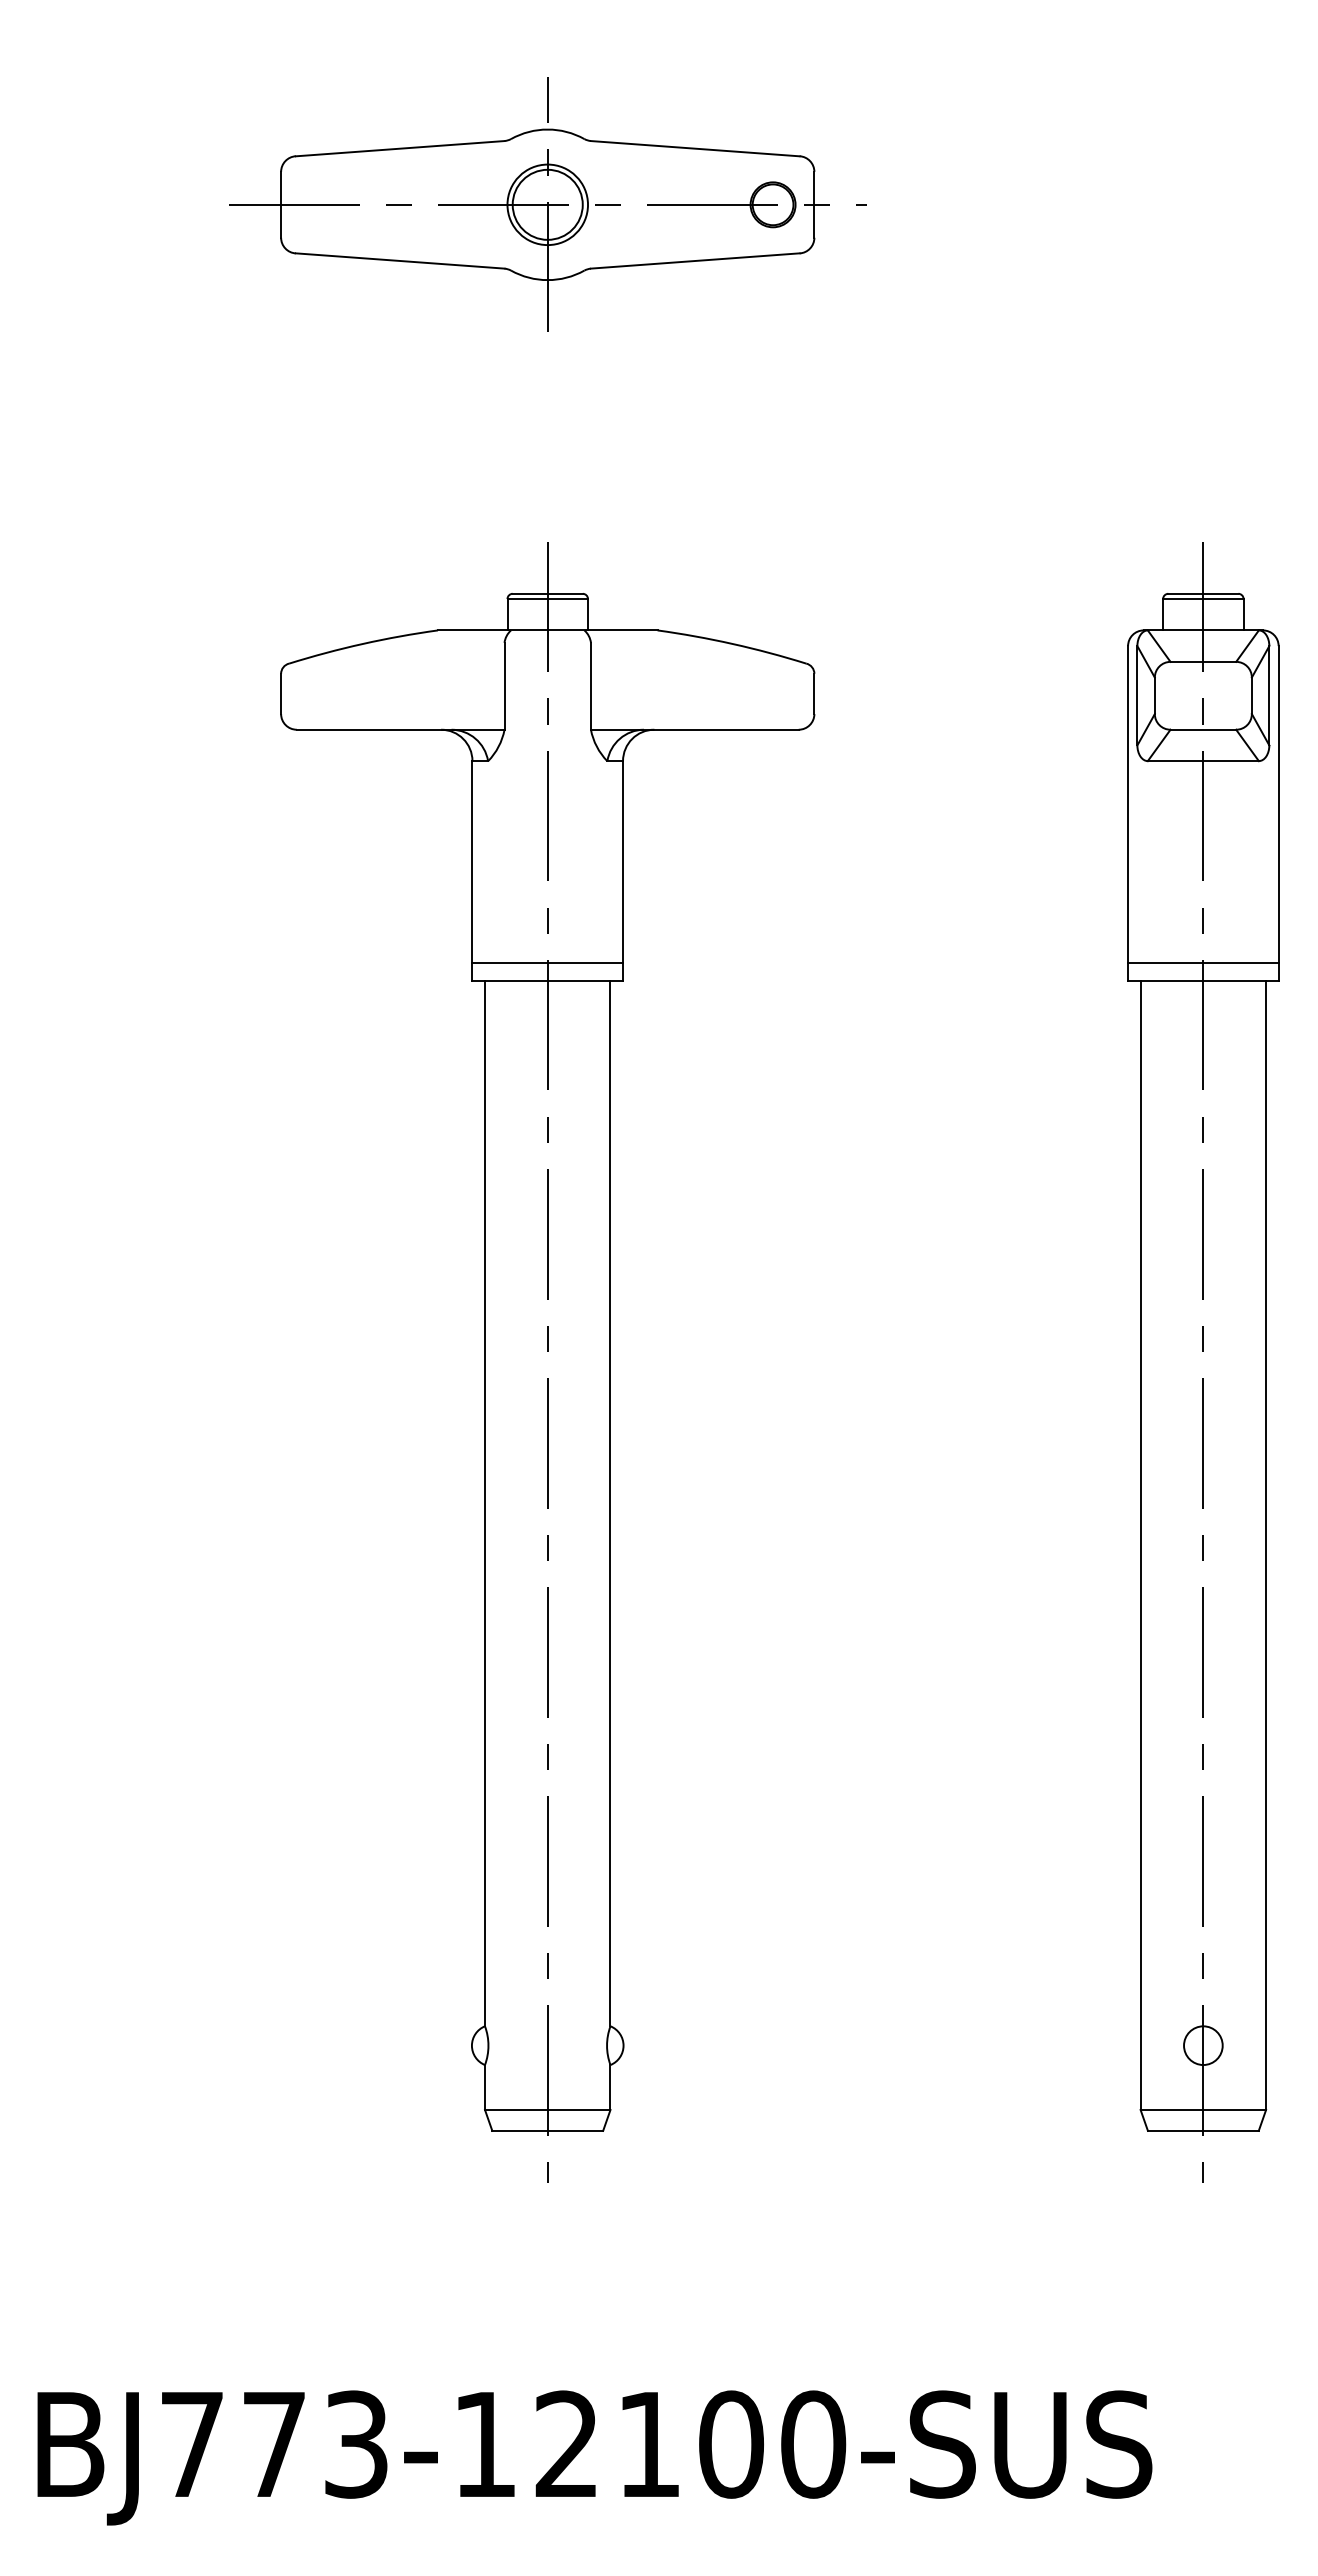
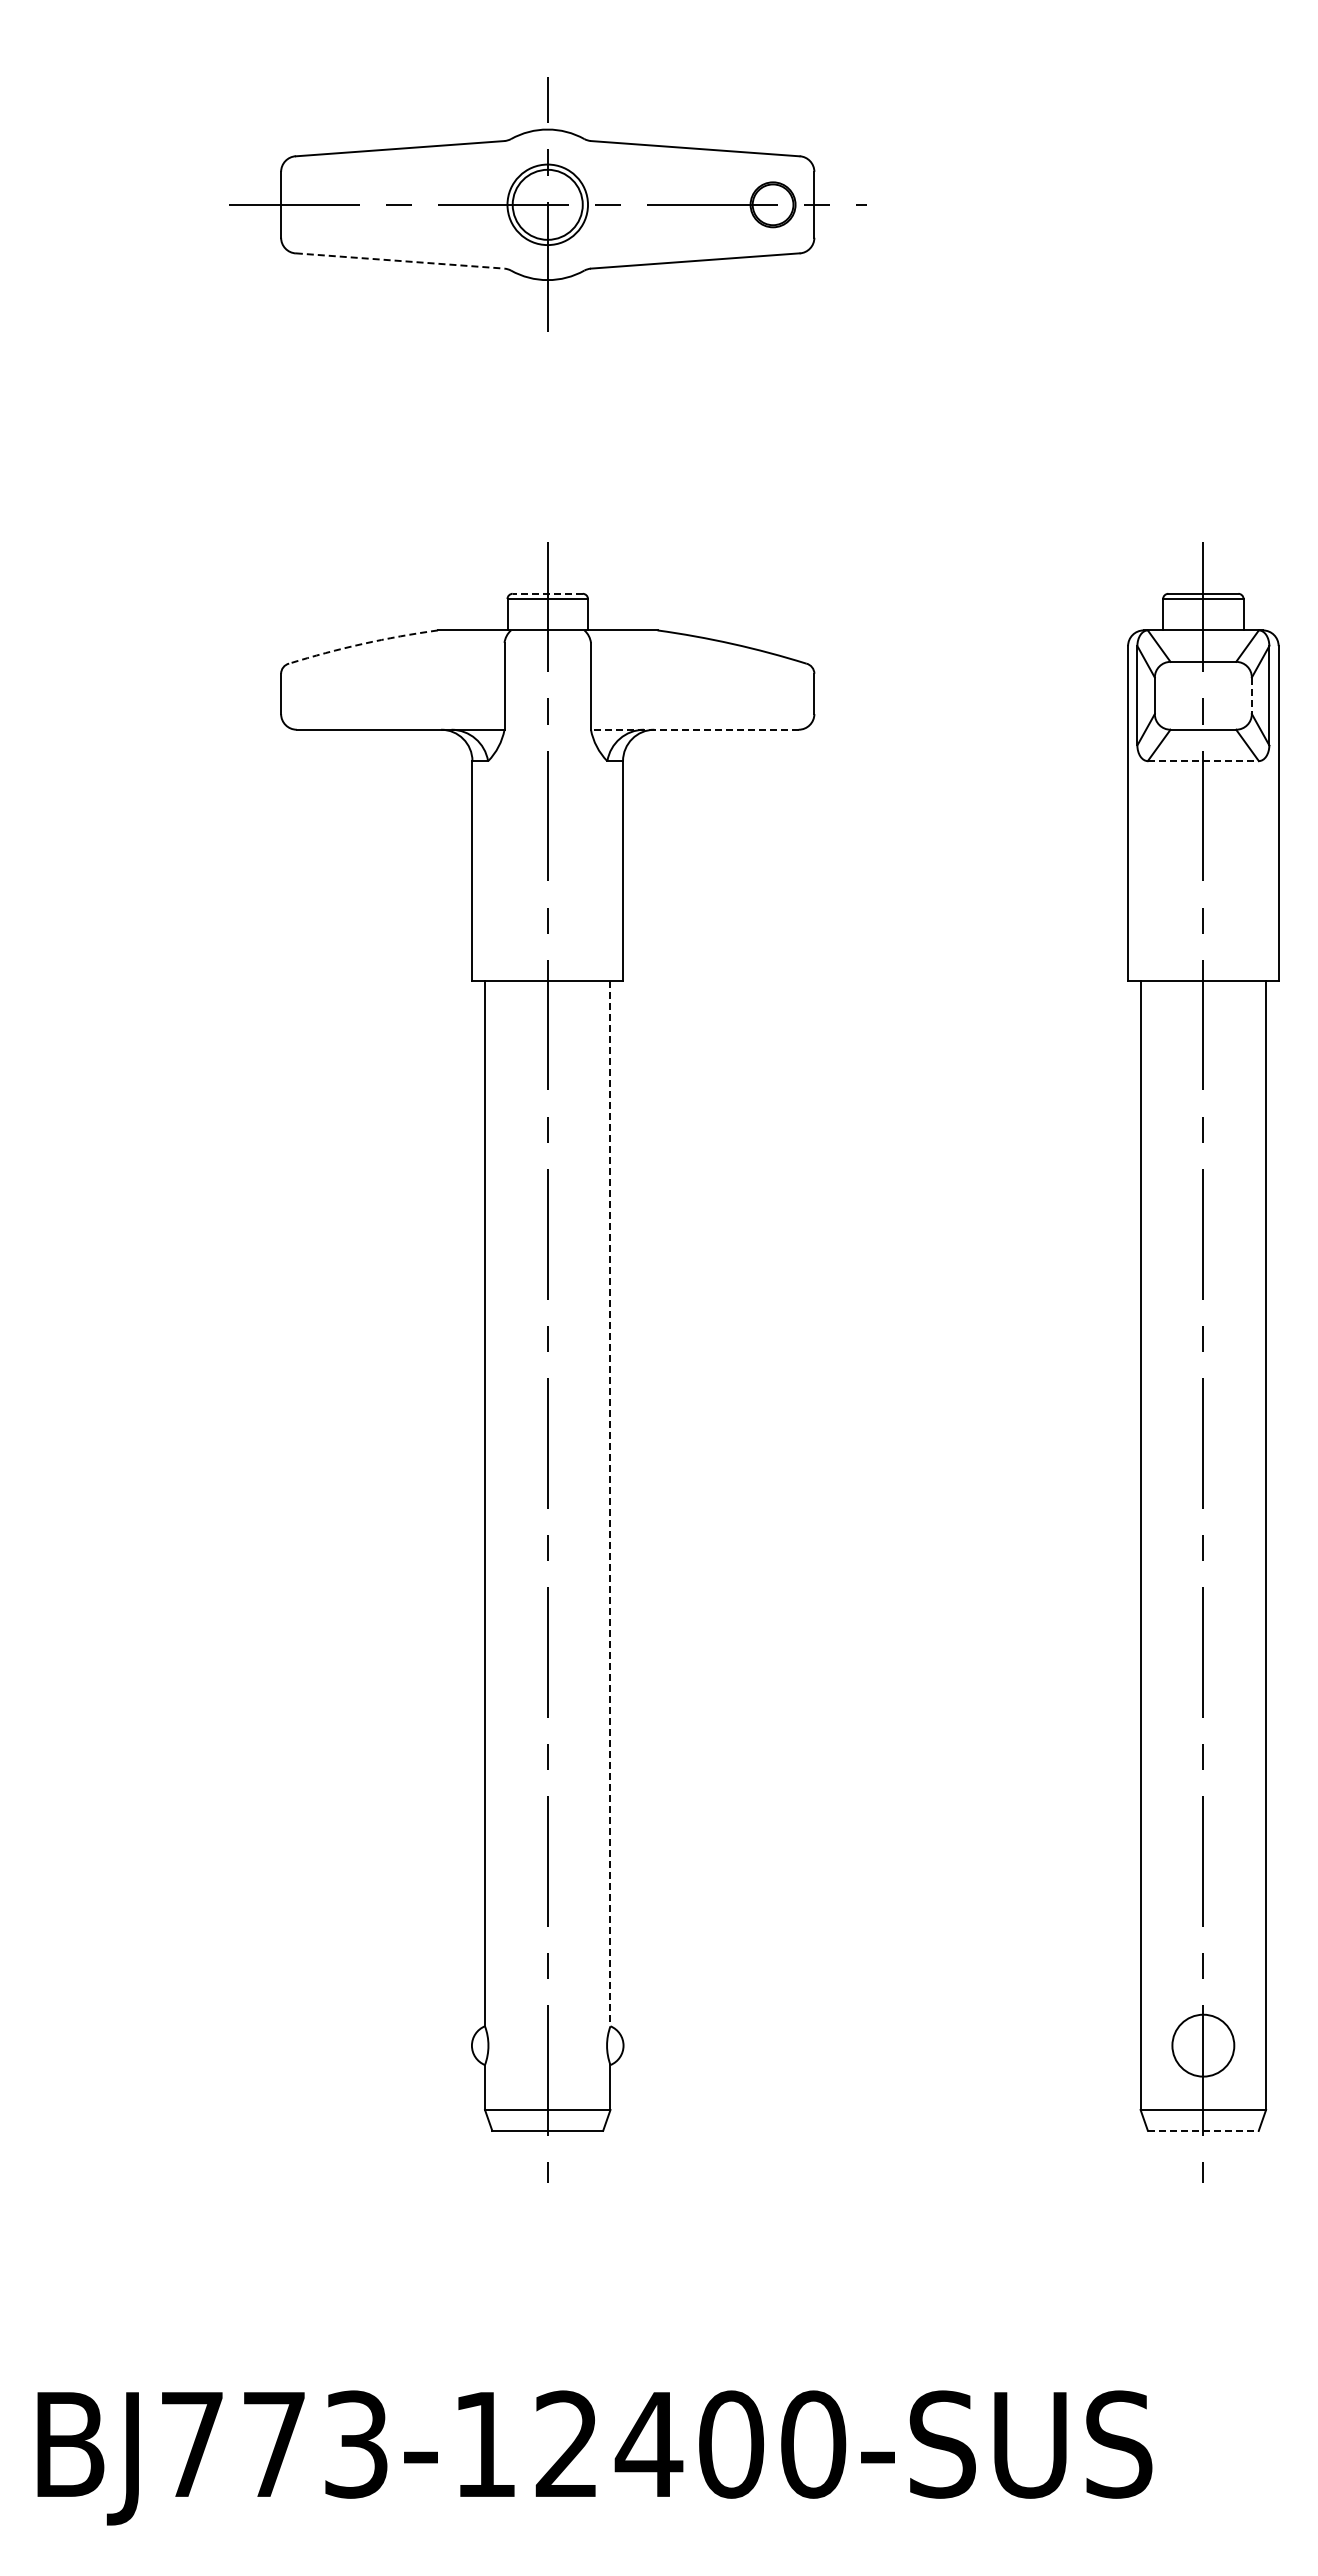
line: solid -> dashed (400, 260)
line: solid -> dashed (547, 593)
arc: solid -> dashed (362, 643)
line: solid -> dashed (1251, 696)
line: solid -> dashed (694, 729)
line: solid -> dashed (1203, 761)
line: present -> none (547, 963)
line: present -> none (1203, 963)
line: solid -> dashed (610, 1503)
circle diameter: 39 px -> 62 px (1203, 2045)
line: solid -> dashed (1203, 2130)
text: BJ773-12100-SUS -> BJ773-12400-SUS (648, 2444)
